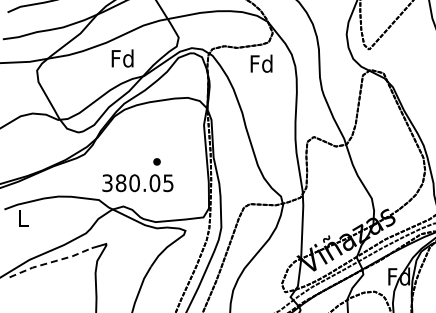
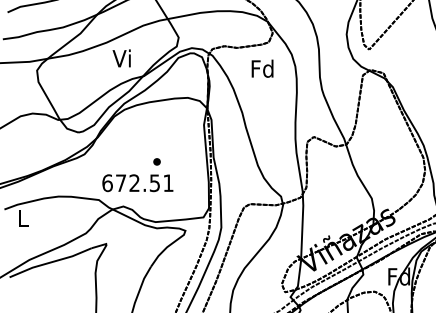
text: Fd -> Vi (122, 58)
text position: (261, 63) -> (262, 68) (262, 68)
text: 380.05 -> 672.51 (137, 183)
line: dashed -> solid (50, 262)
